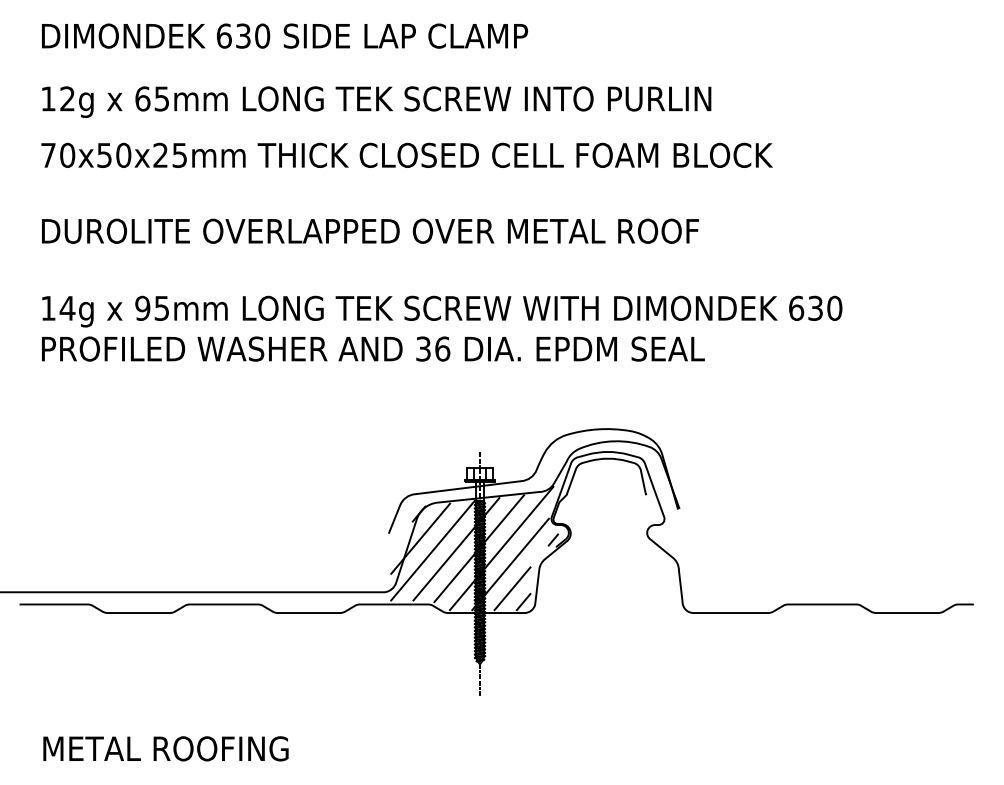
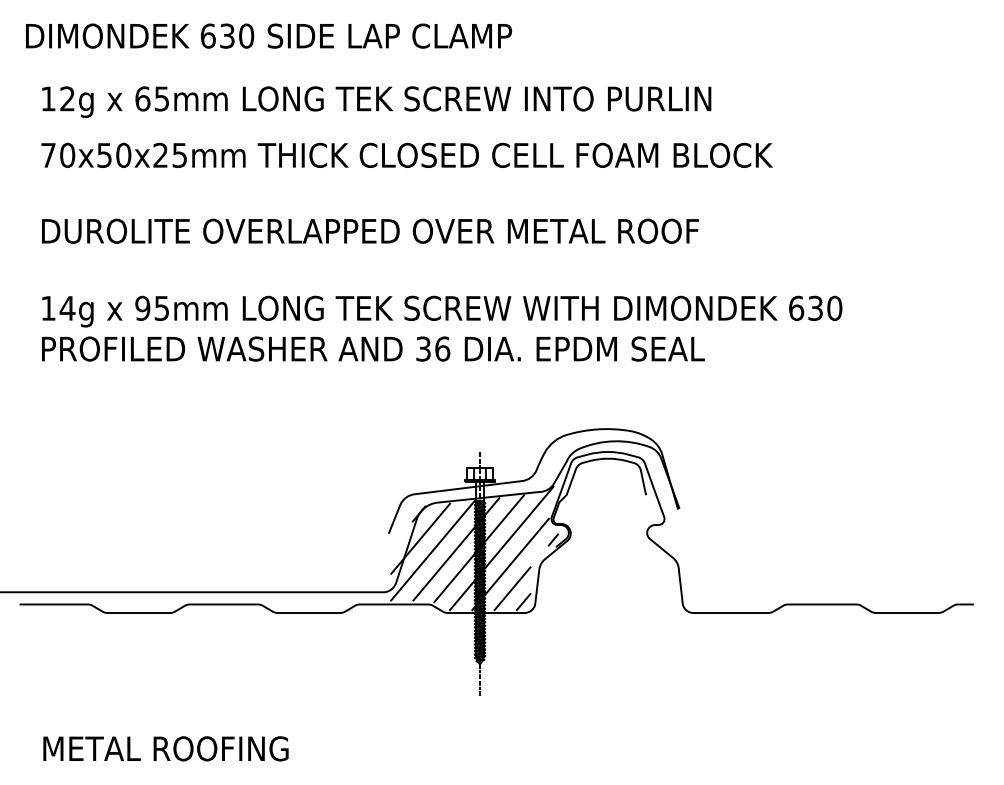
text position: (285, 35) -> (269, 35) (269, 35)
